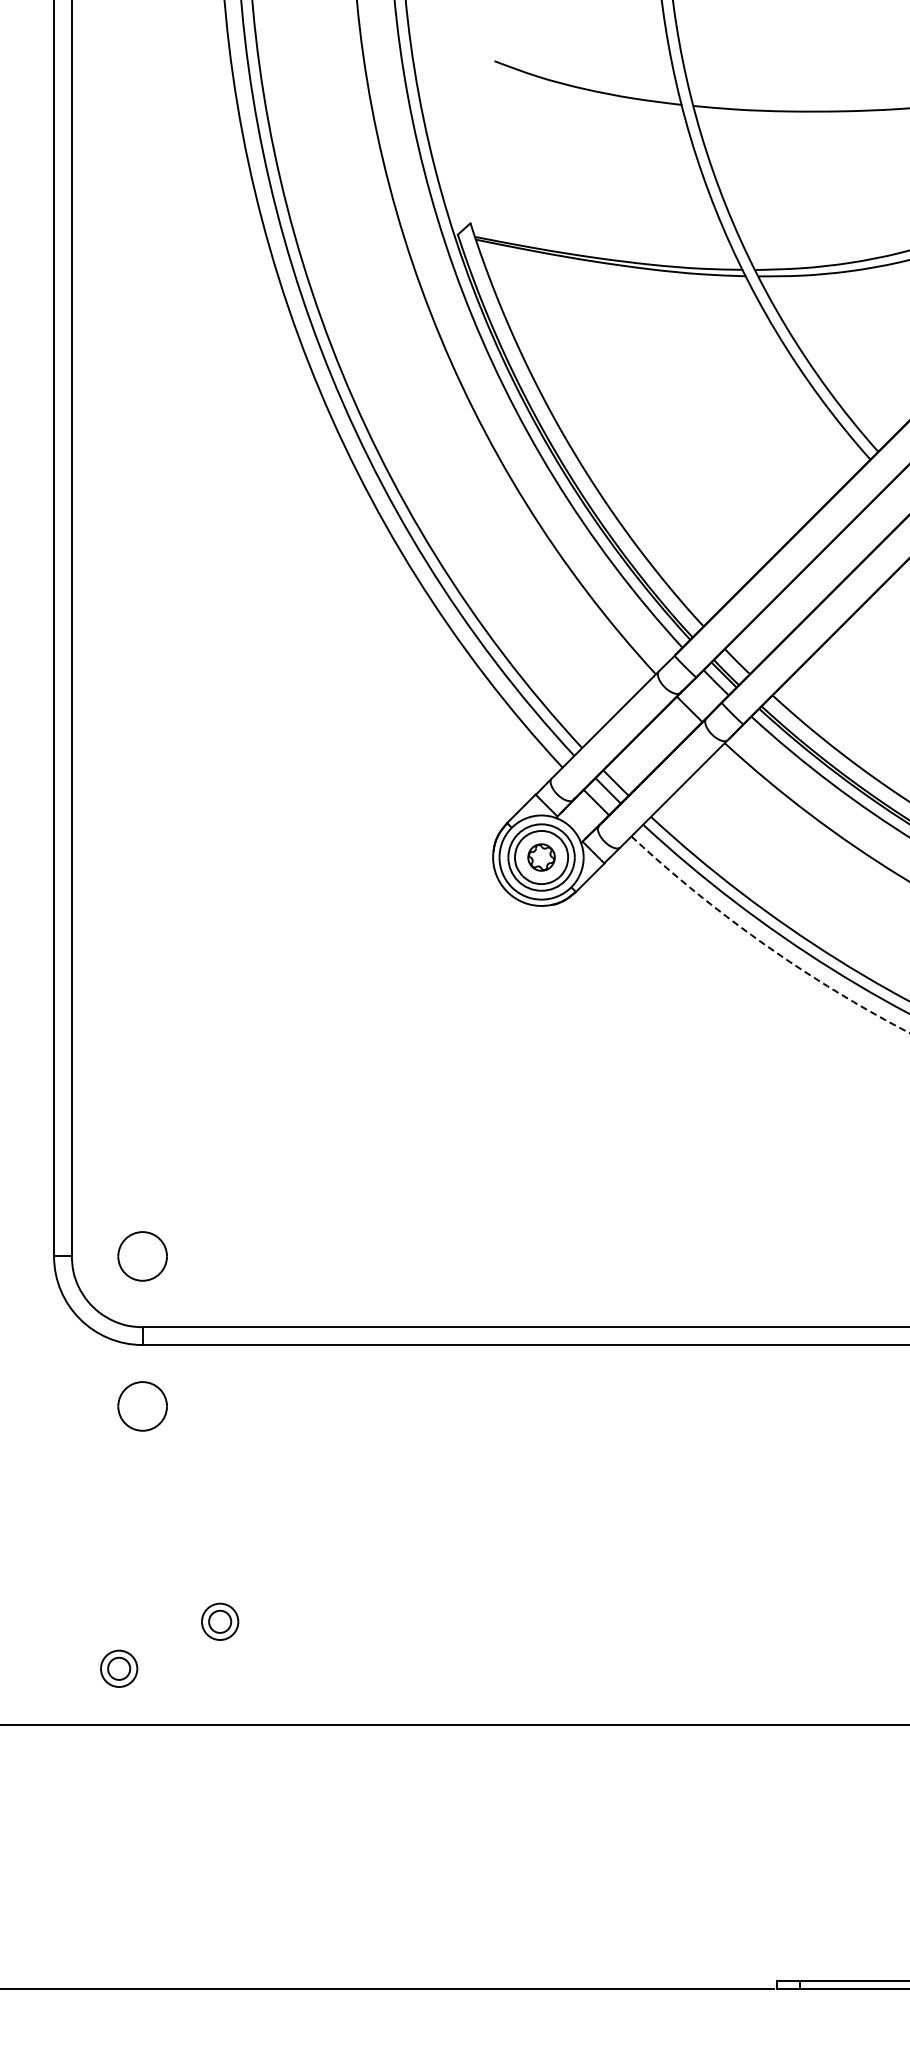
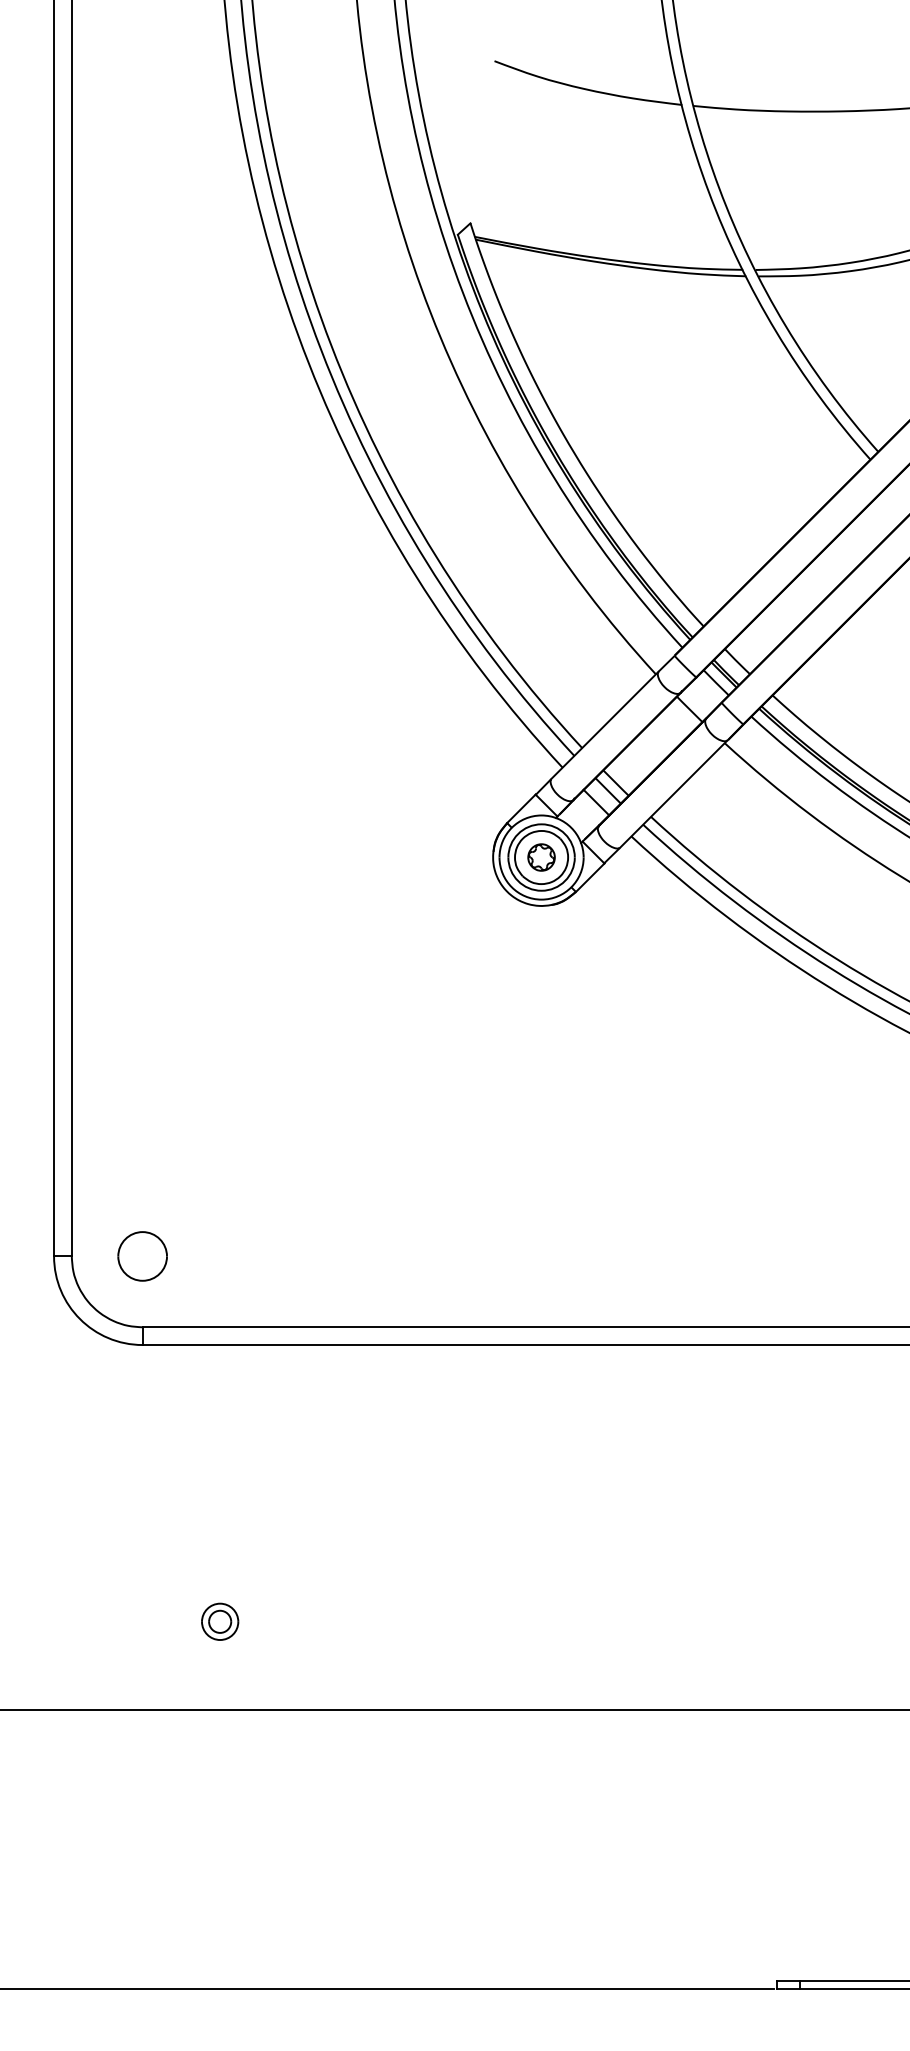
arc: dashed -> solid (765, 944)
part: present -> none (142, 1406)
part: present -> none (119, 1668)
line position: (454, 1725) -> (454, 1710) (454, 1710)
